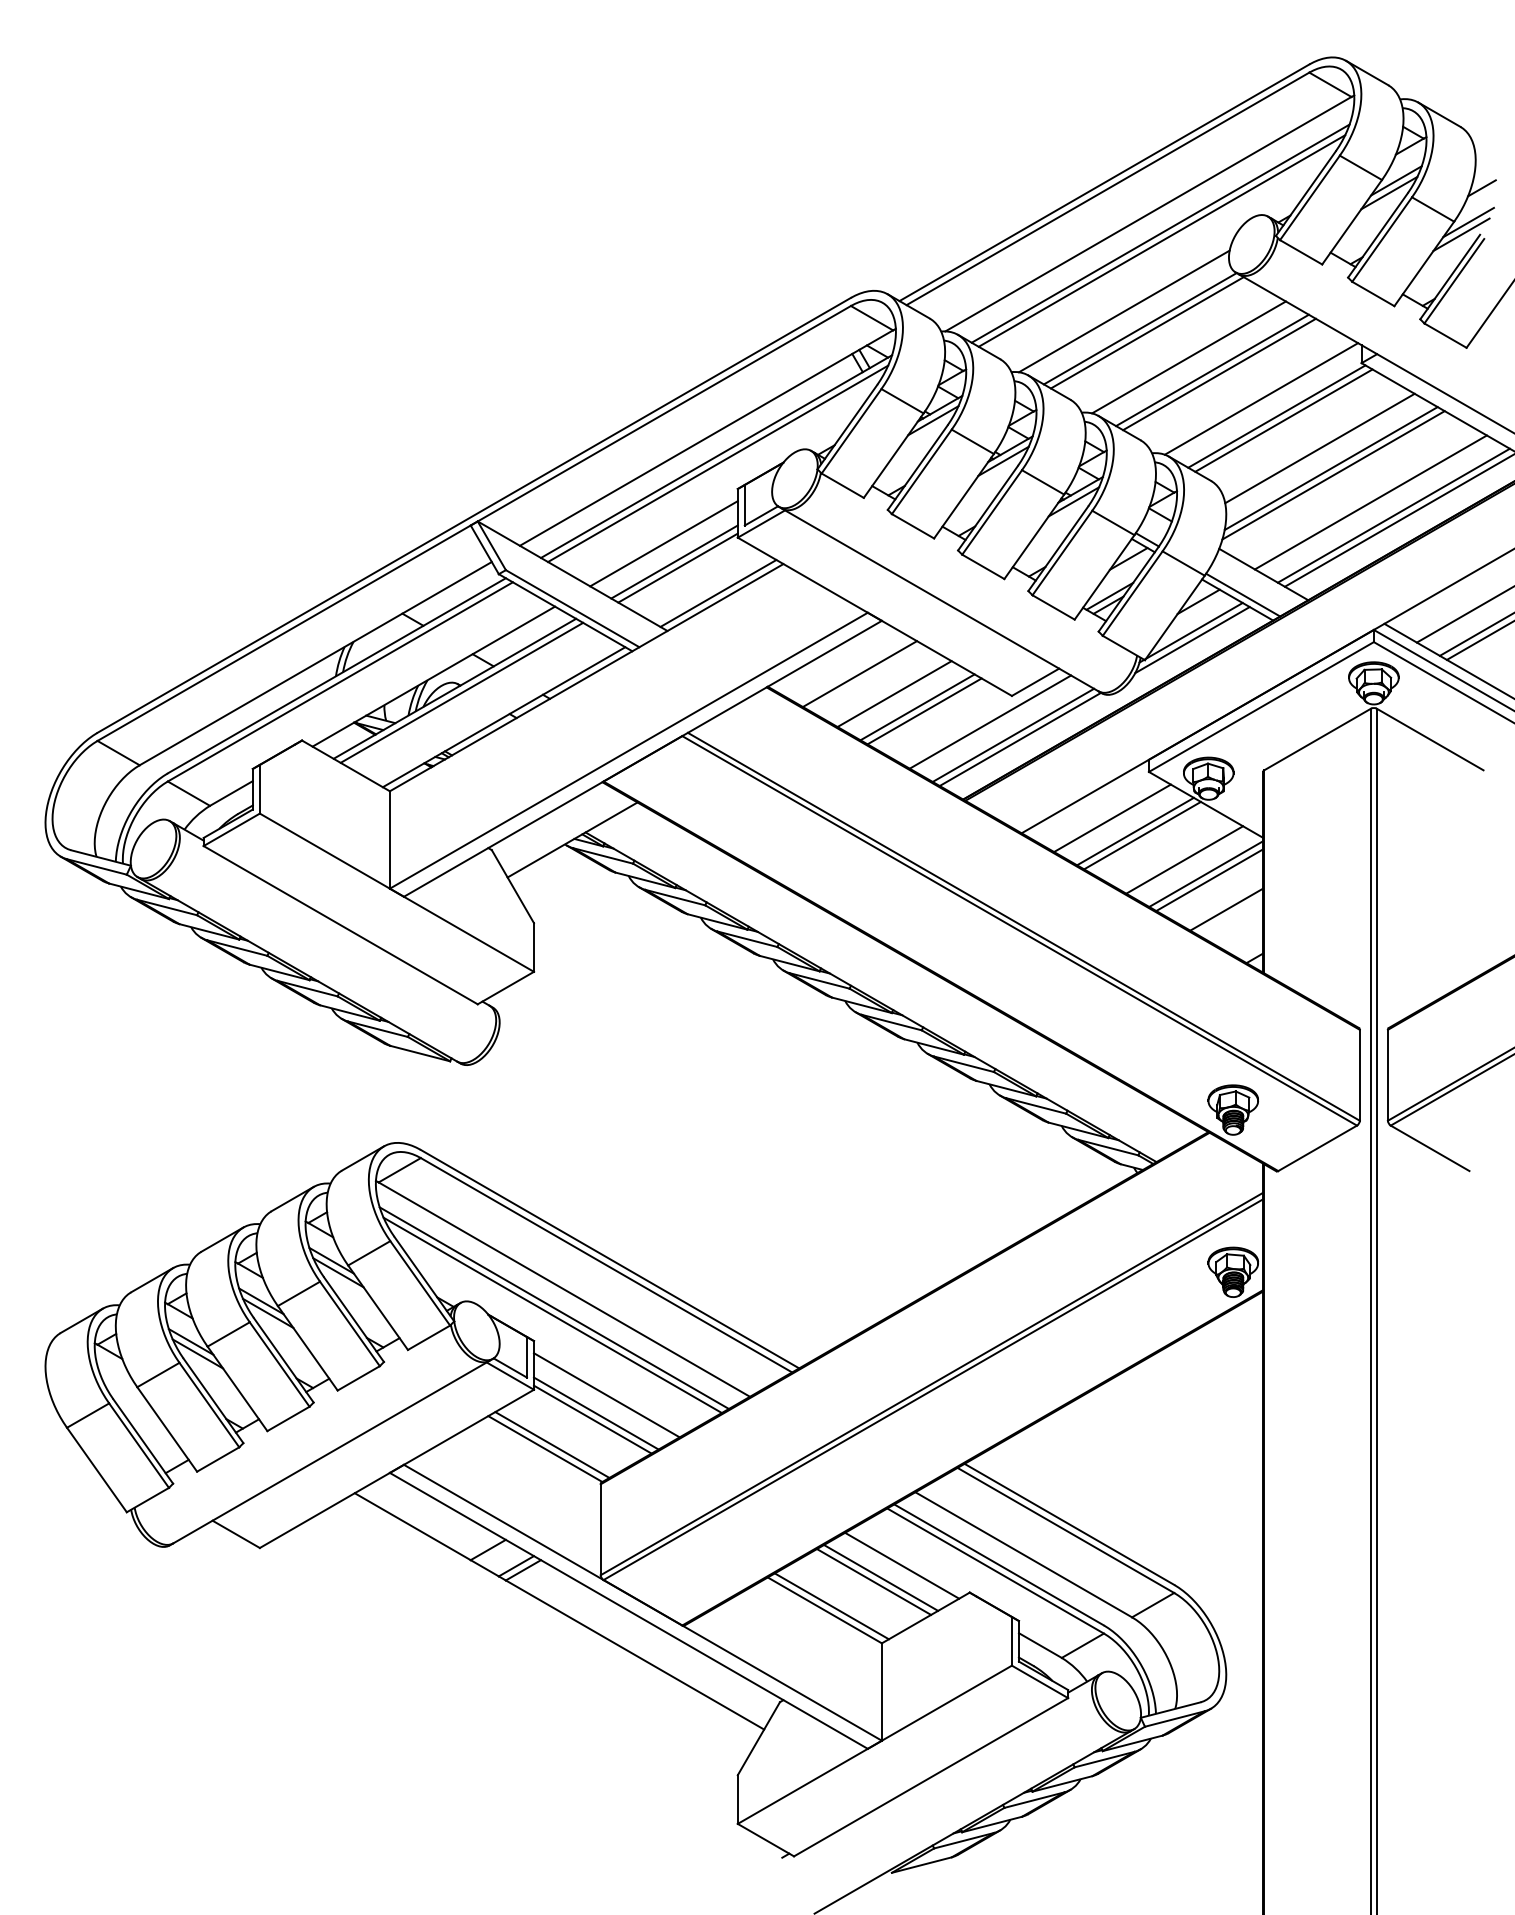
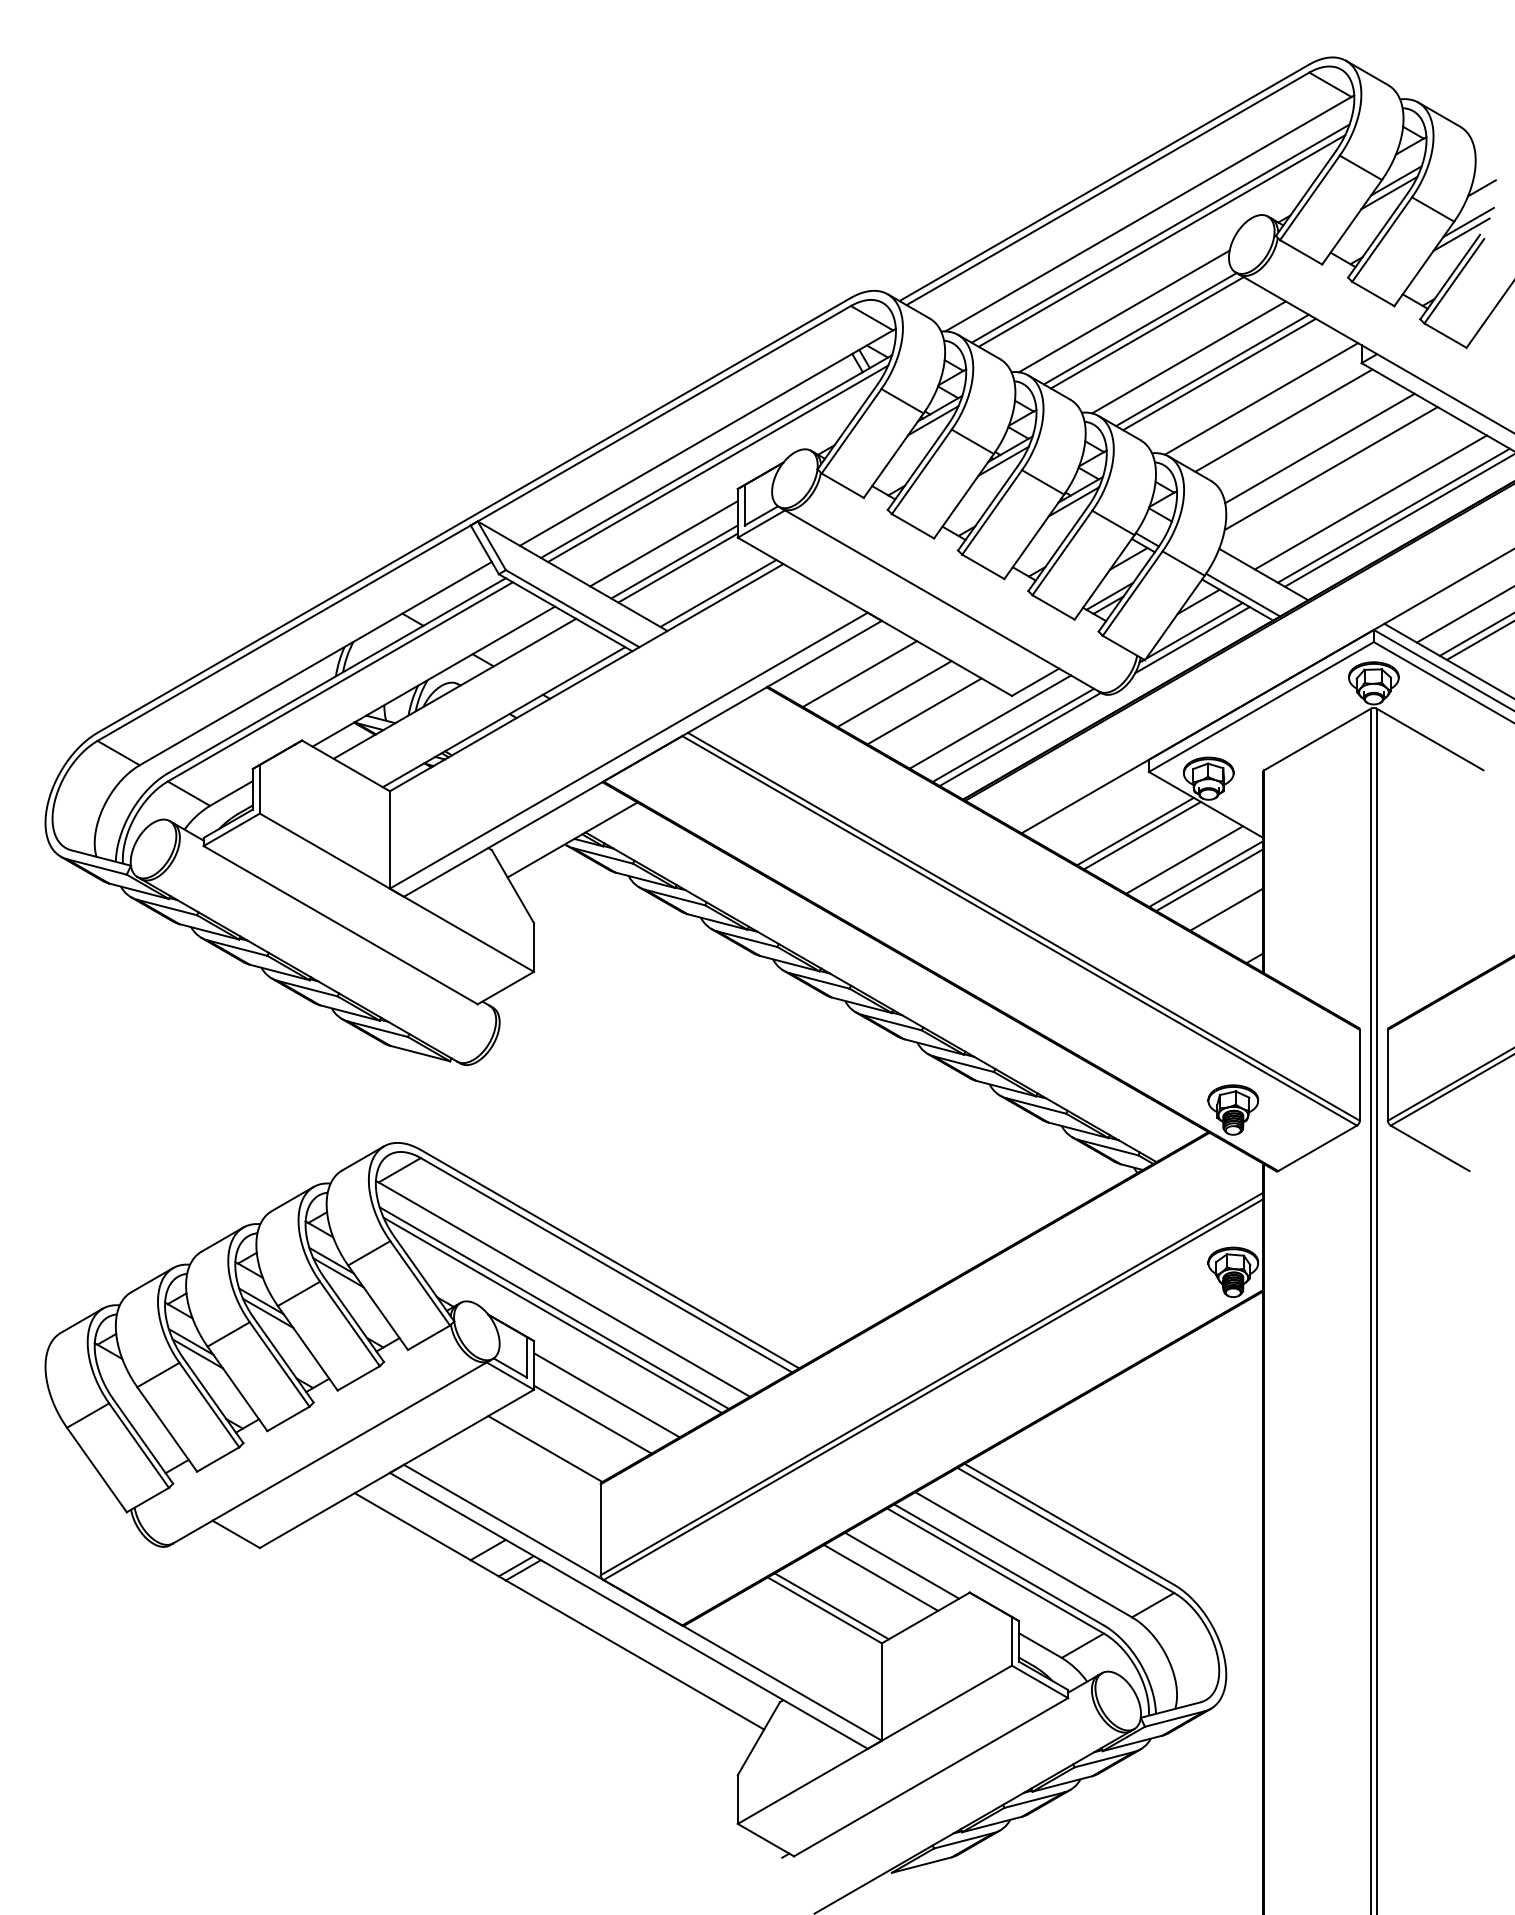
line: present -> none (1276, 416)
line: present -> none (1333, 475)
line: present -> none (461, 692)
line: present -> none (917, 707)
line: present -> none (1112, 818)
line: present -> none (595, 1413)
line: present -> none (552, 1444)
line: present -> none (874, 1581)
